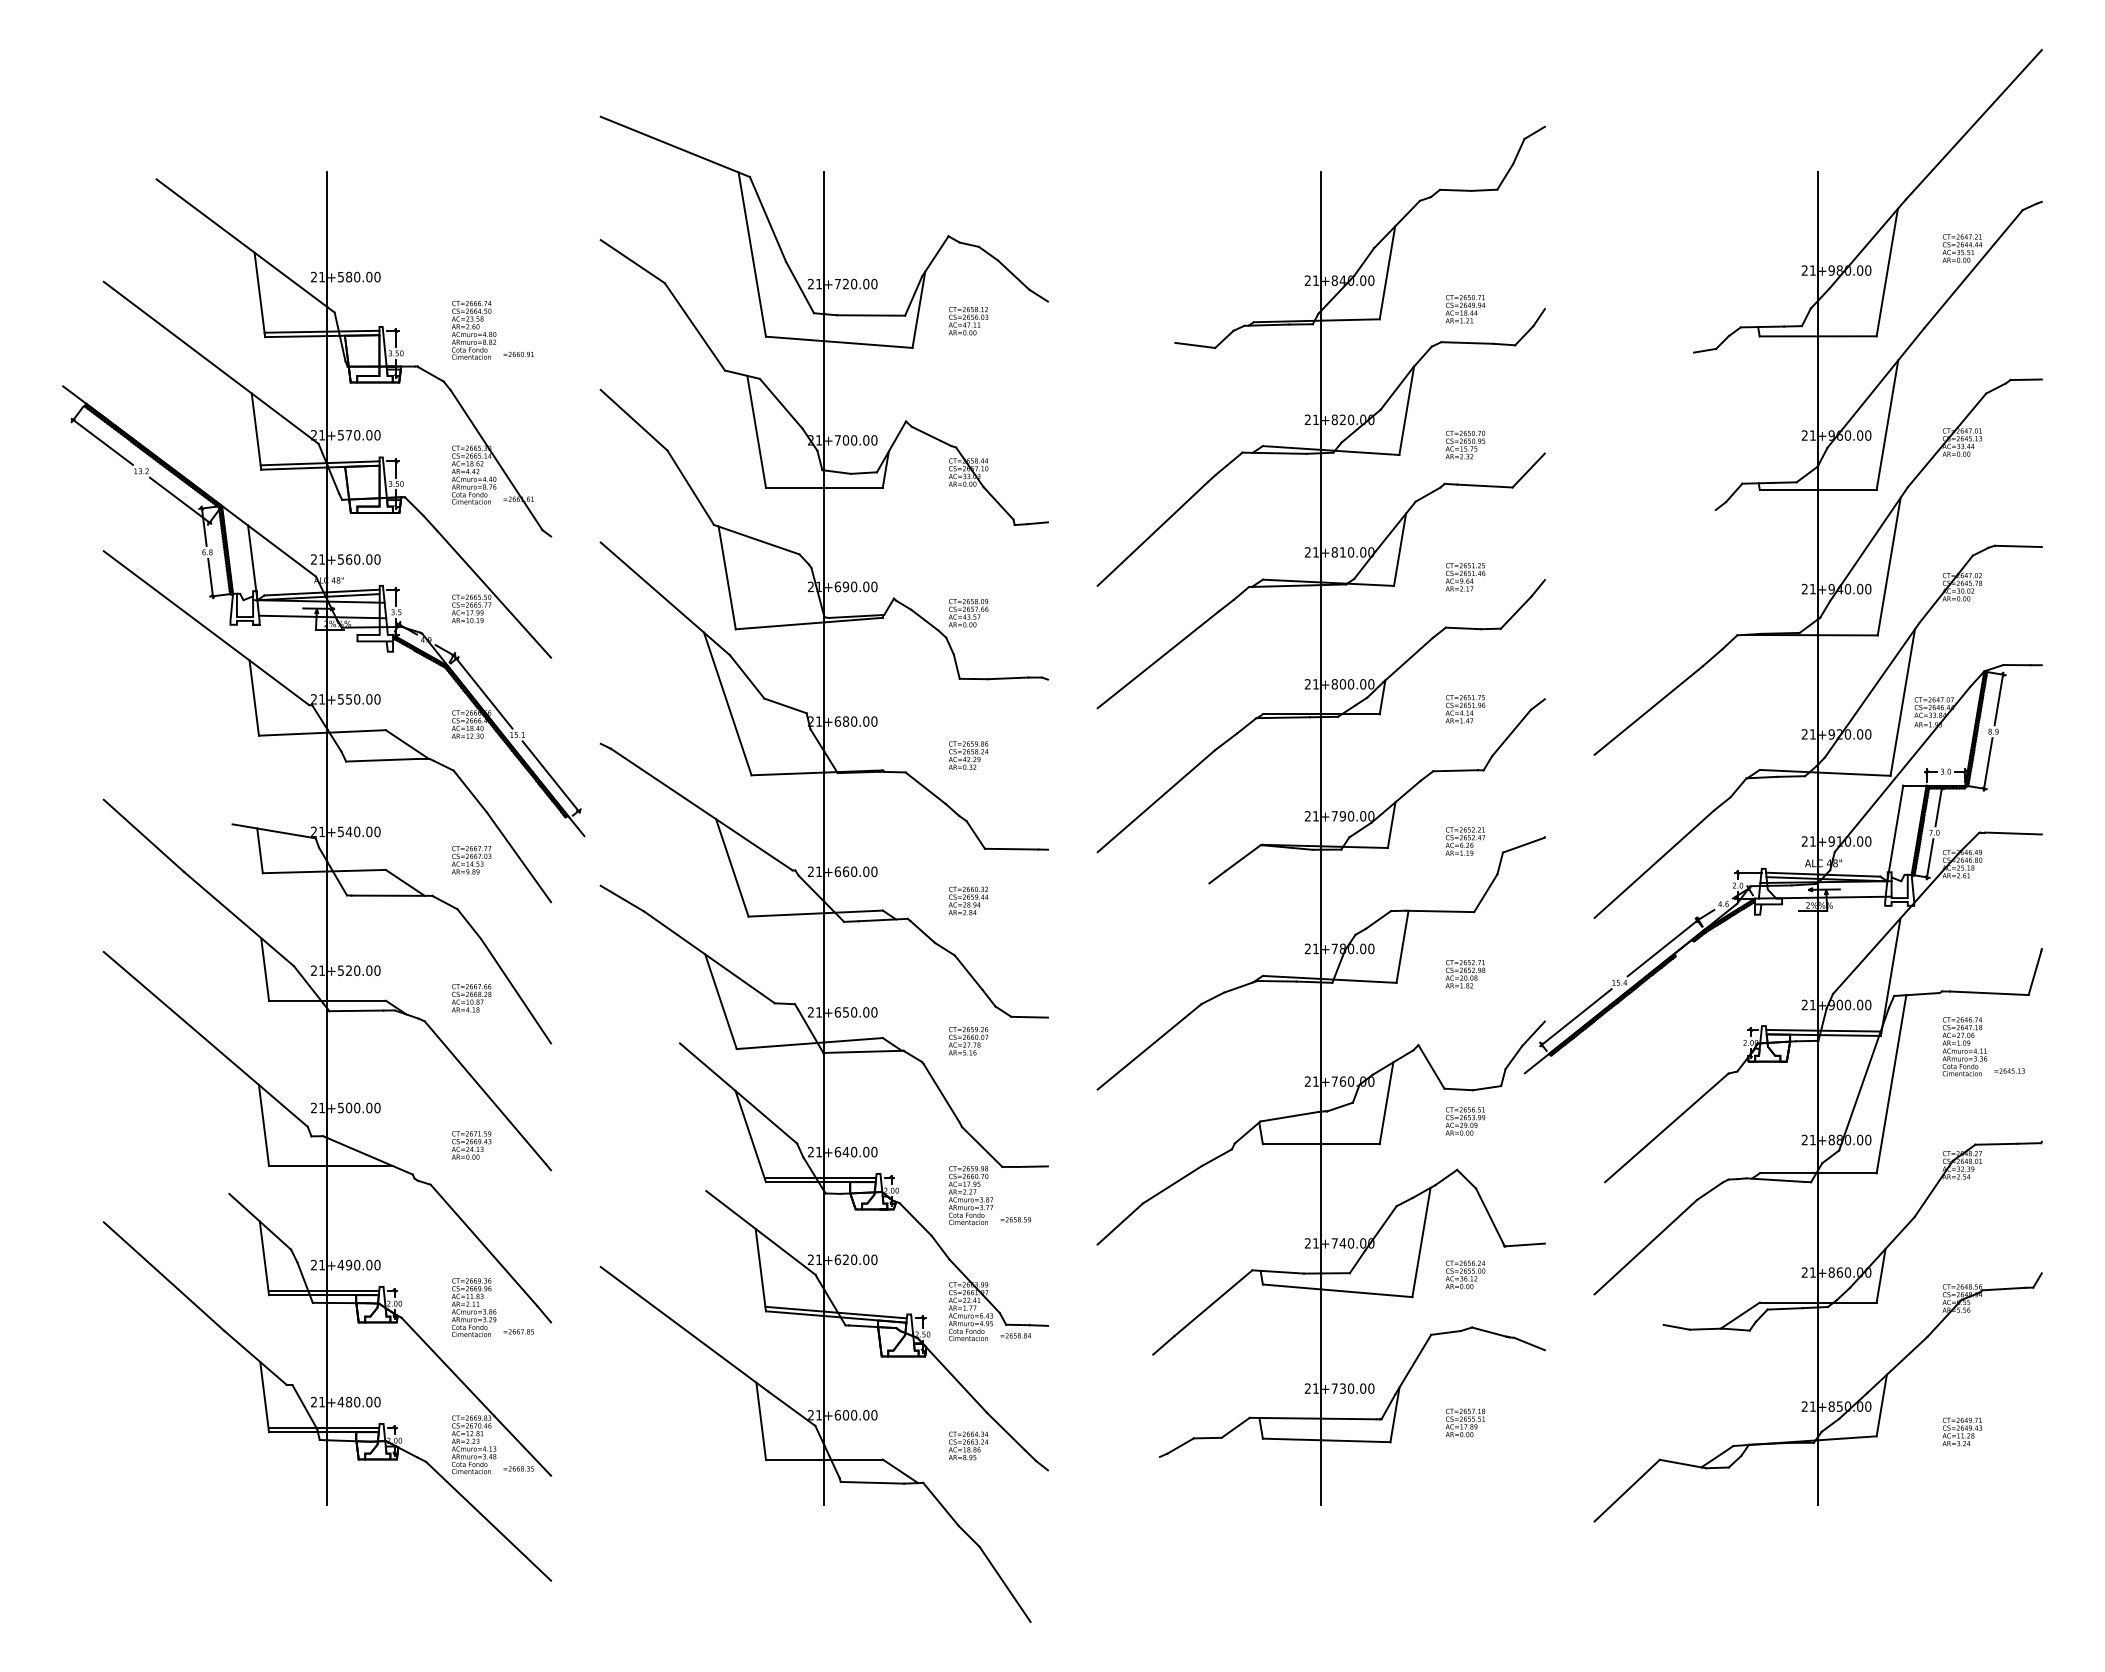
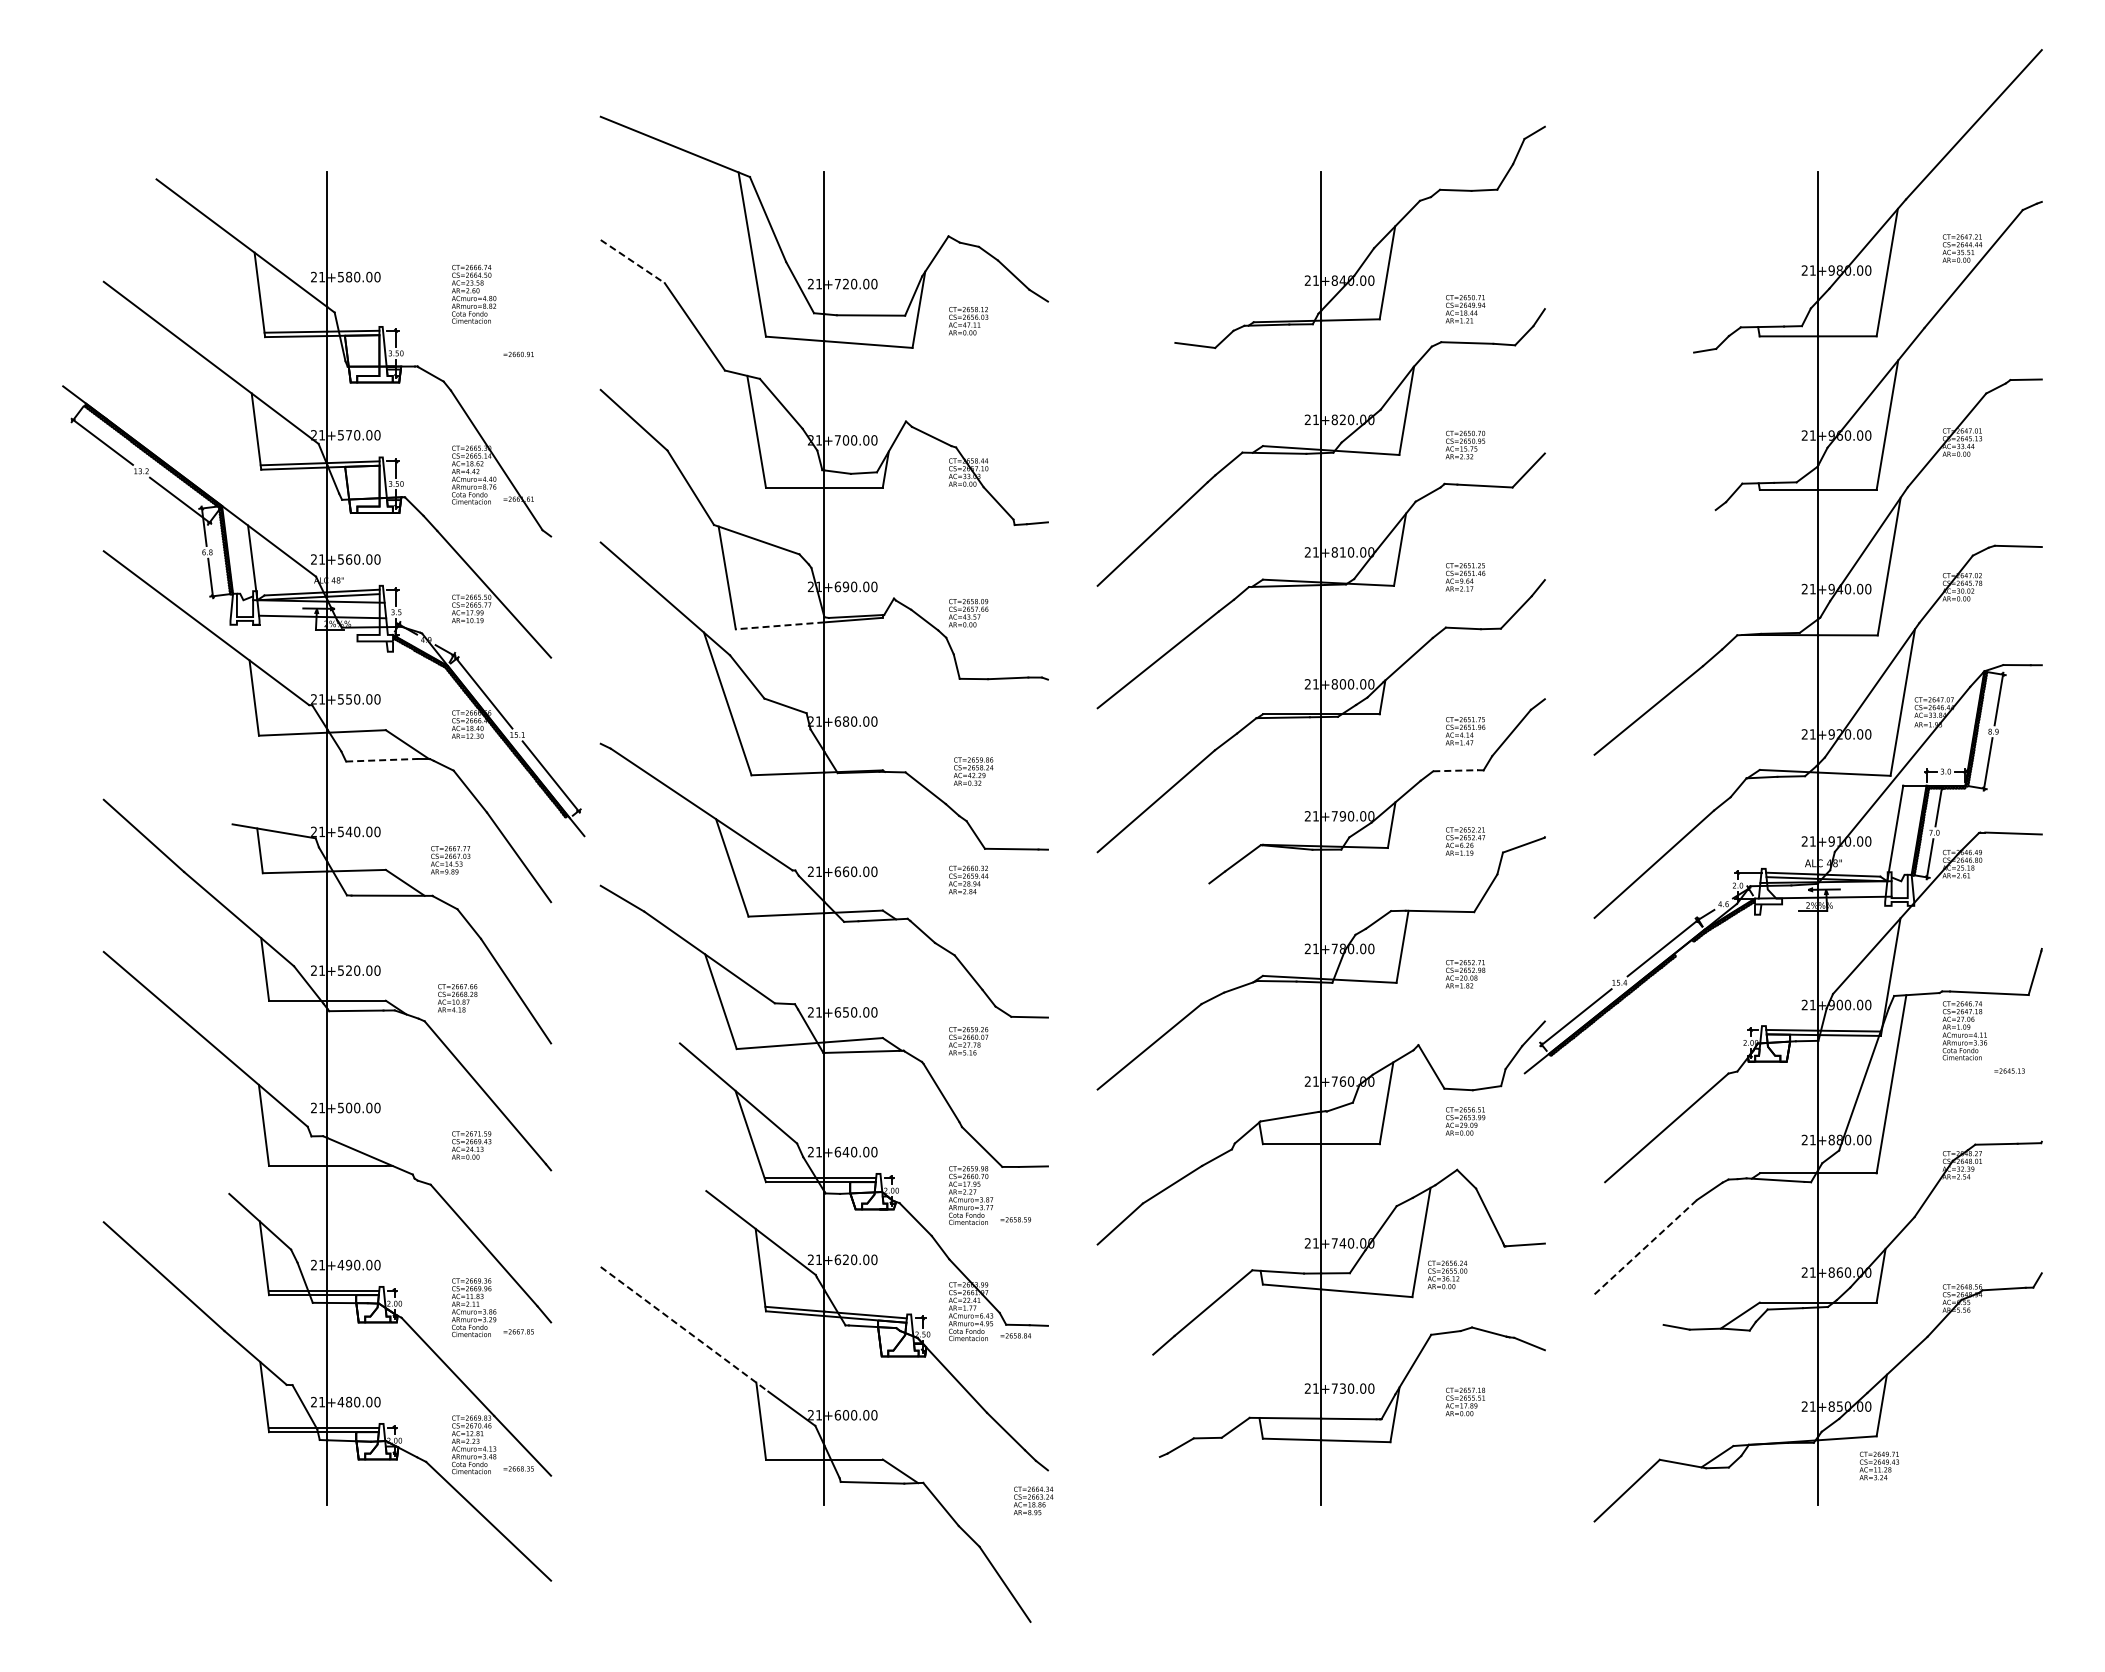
line: solid -> dashed (632, 261)
text position: (474, 329) -> (474, 293) (474, 293)
line: solid -> dashed (779, 625)
text position: (1465, 709) -> (1465, 731) (1465, 731)
text position: (968, 755) -> (973, 771) (973, 771)
line: solid -> dashed (381, 760)
line: solid -> dashed (1456, 770)
text position: (471, 860) -> (450, 860) (450, 860)
text position: (968, 900) -> (968, 879) (968, 879)
text position: (471, 998) -> (457, 998) (457, 998)
text position: (1964, 1046) -> (1964, 1030) (1964, 1030)
line: solid -> dashed (1645, 1247)
text position: (1465, 1274) -> (1447, 1274) (1447, 1274)
line: solid -> dashed (684, 1329)
text position: (1465, 1422) -> (1465, 1401) (1465, 1401)
text position: (1962, 1431) -> (1879, 1465) (1879, 1465)
text position: (968, 1445) -> (1033, 1500) (1033, 1500)
